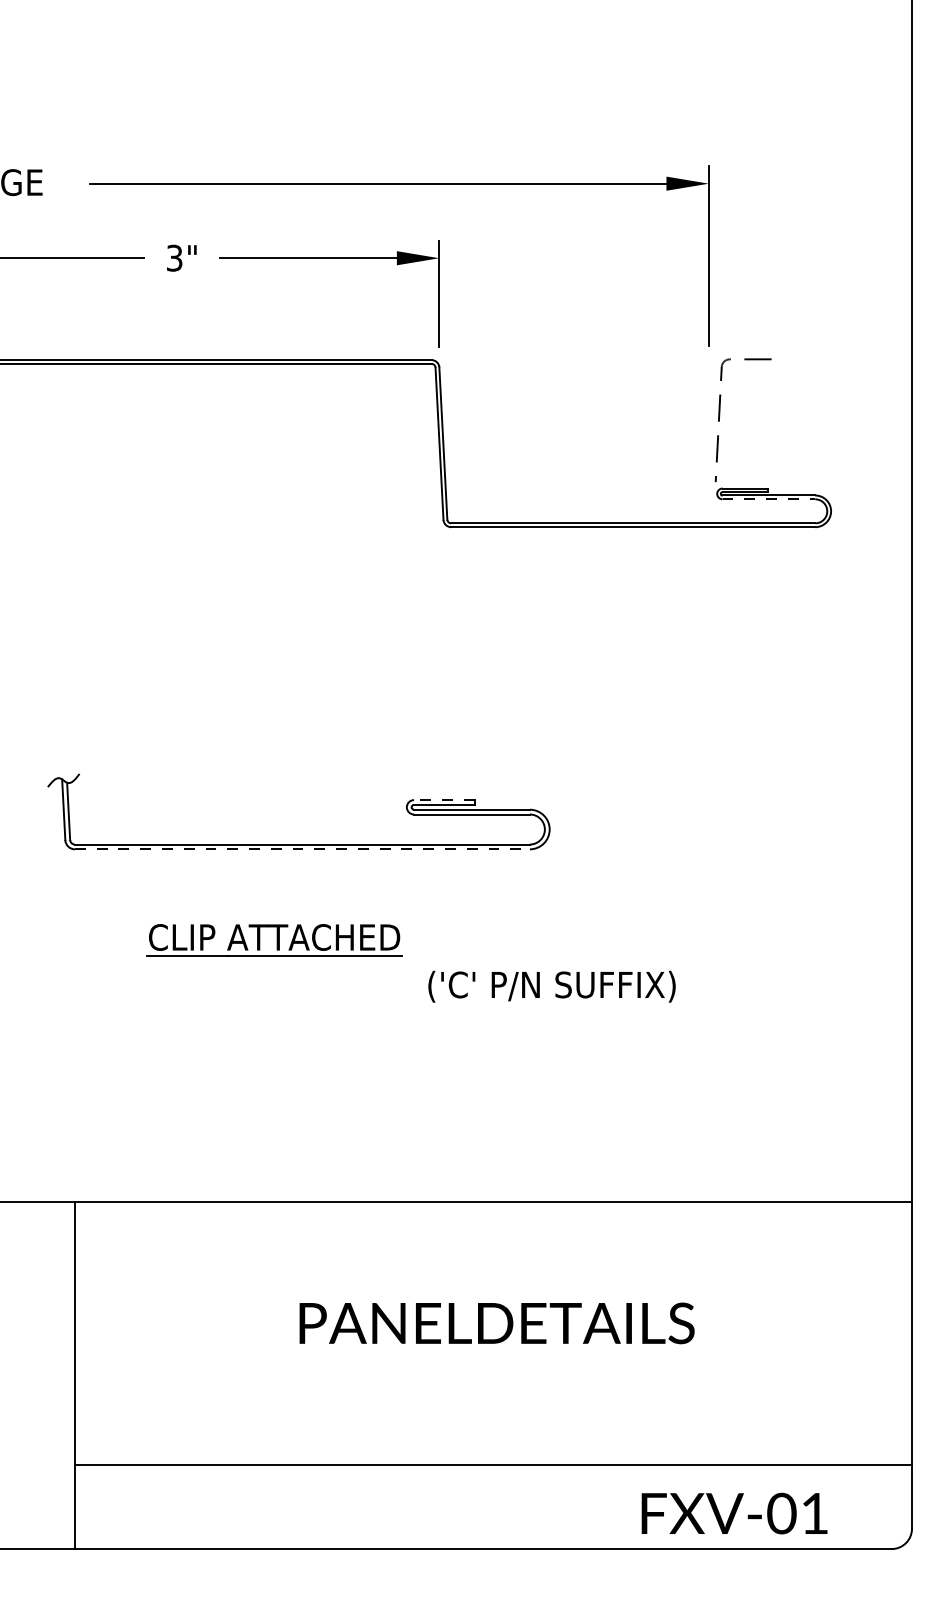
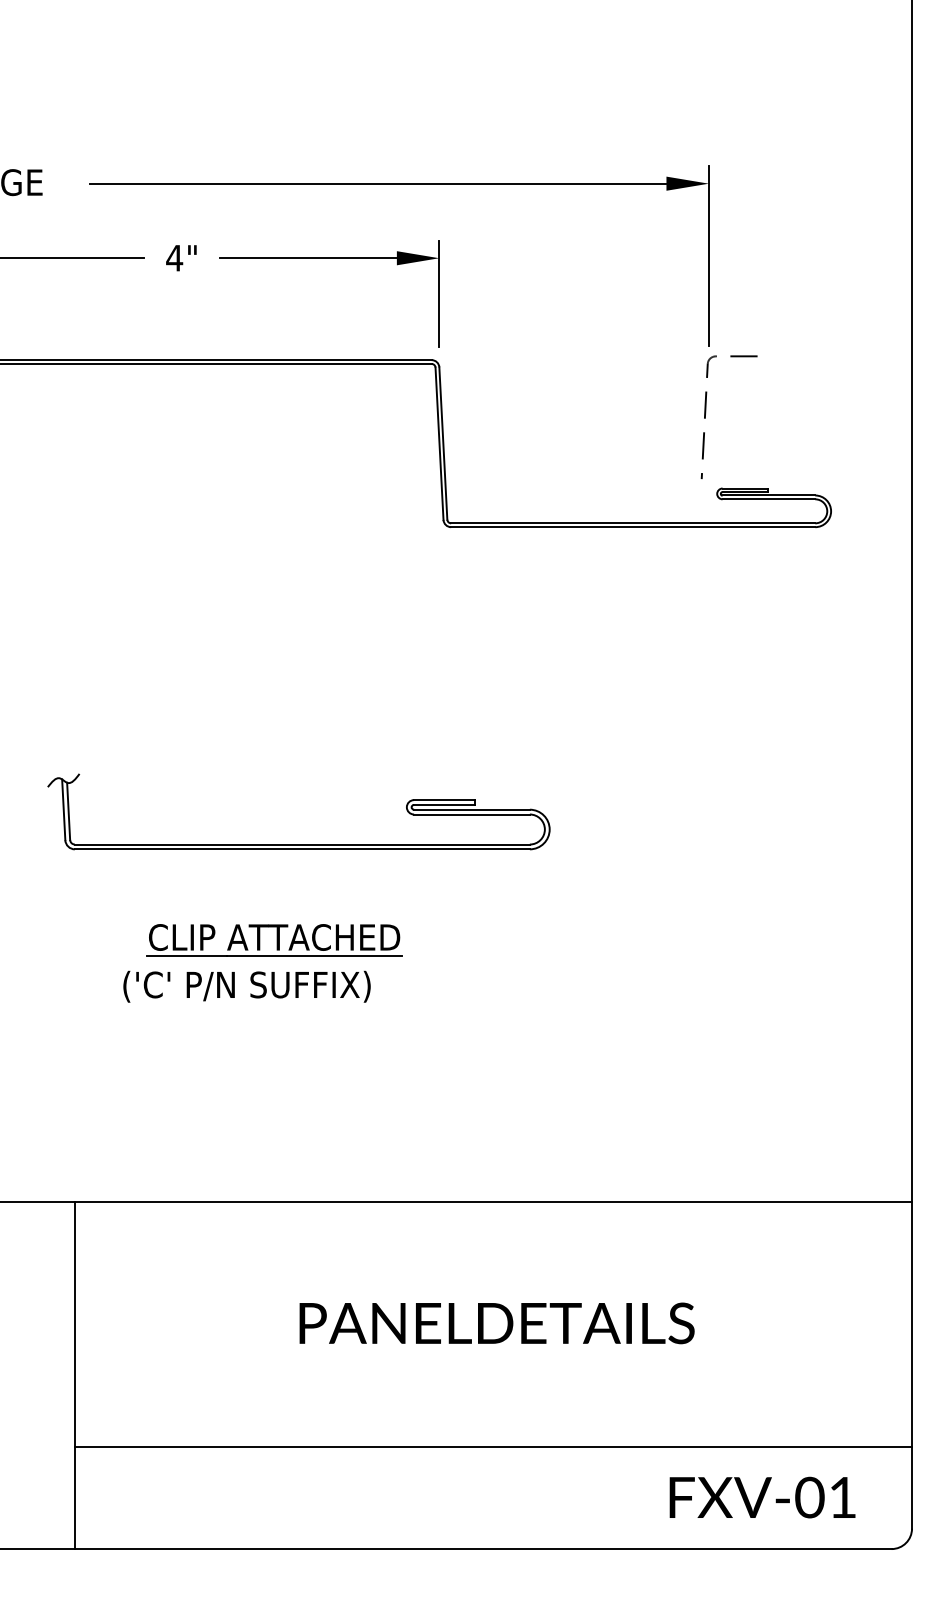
text: 3" -> 4" (174, 257)
curve position: (720, 416) -> (706, 413) (706, 413)
line: dashed -> solid (769, 499)
line: dashed -> solid (443, 800)
line: dashed -> solid (302, 849)
text position: (551, 986) -> (246, 986) (246, 986)
line position: (493, 1465) -> (493, 1447) (493, 1447)
text position: (734, 1513) -> (762, 1497) (762, 1497)
